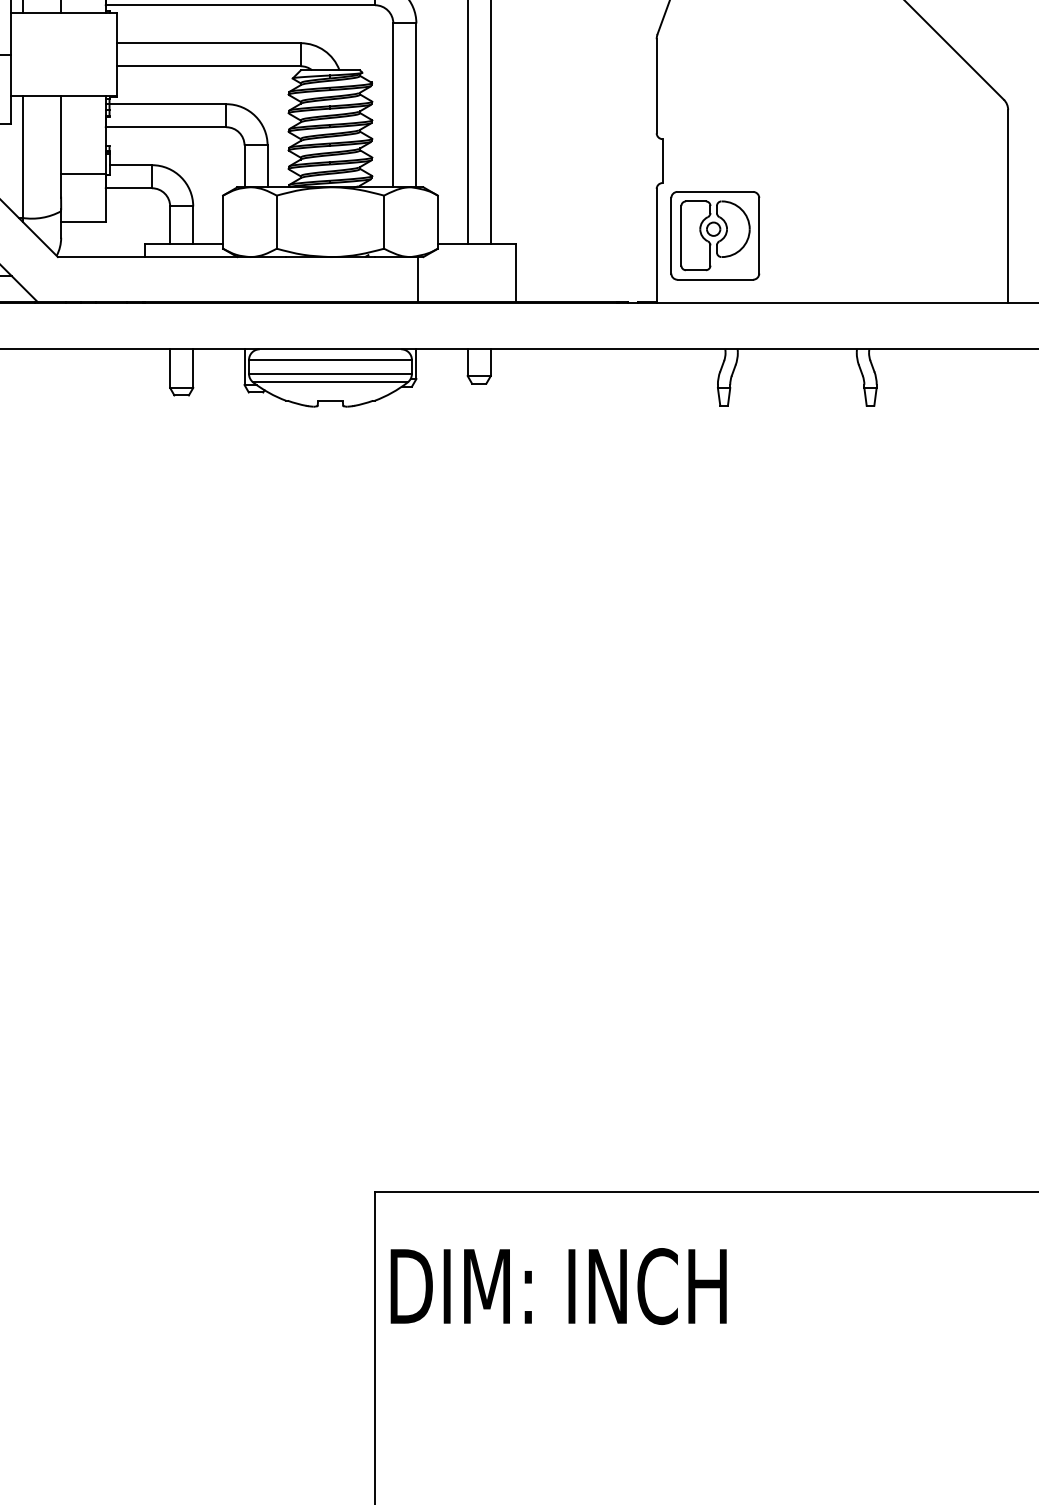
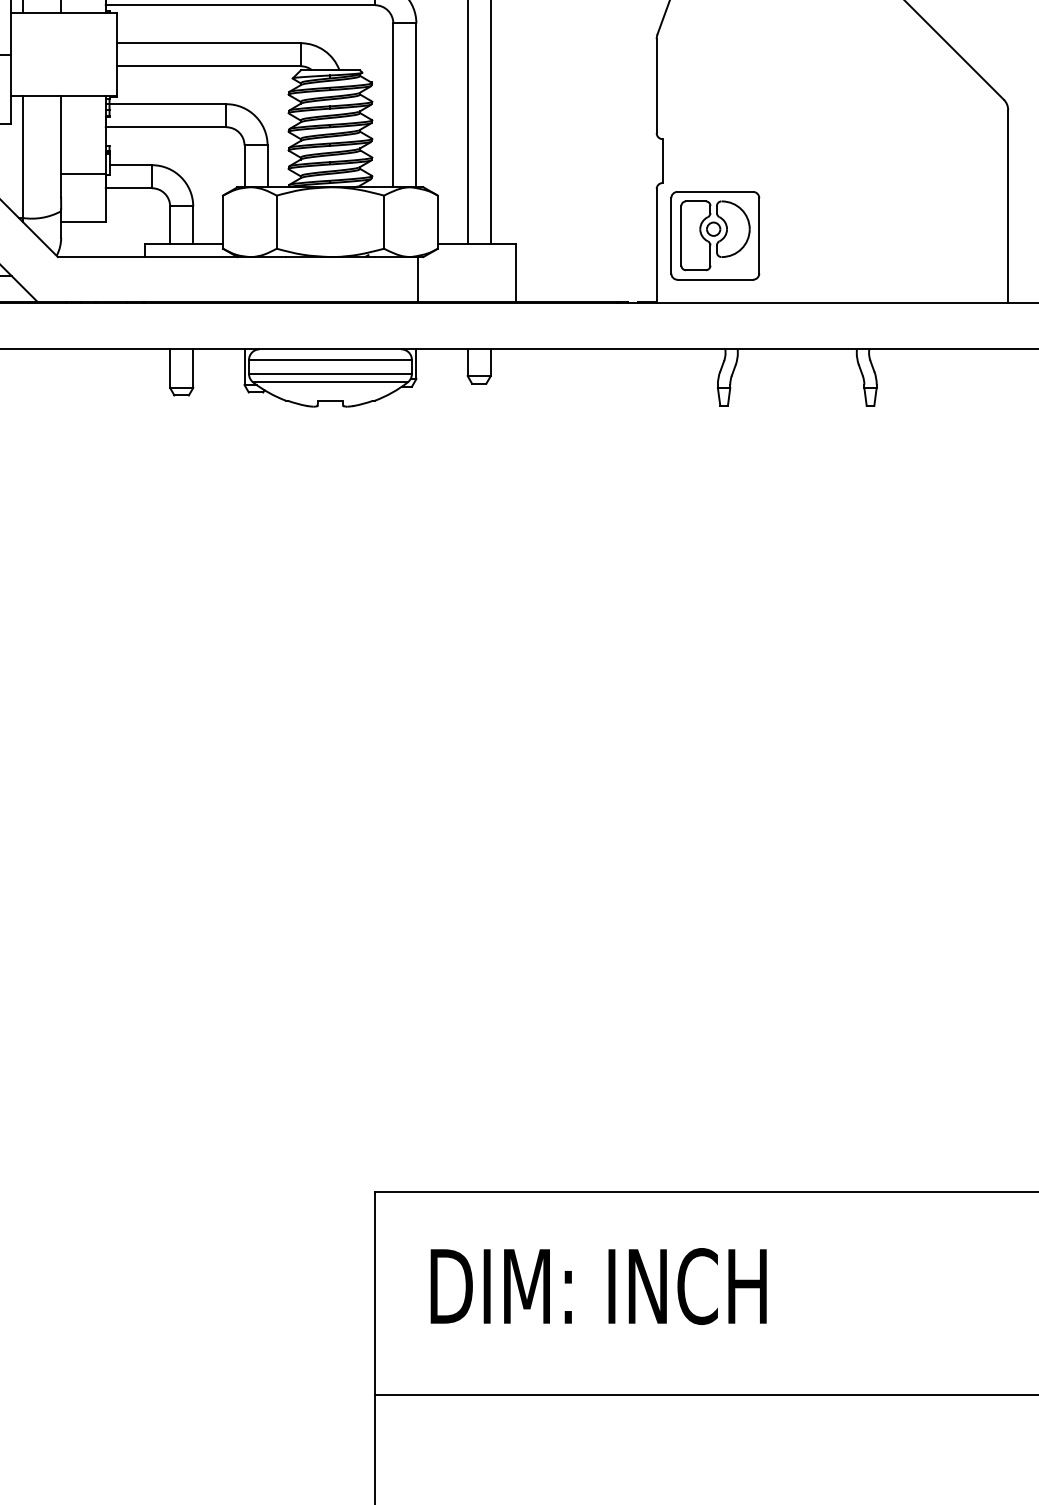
text position: (558, 1286) -> (598, 1286) (598, 1286)
line: none -> present (704, 1394)
